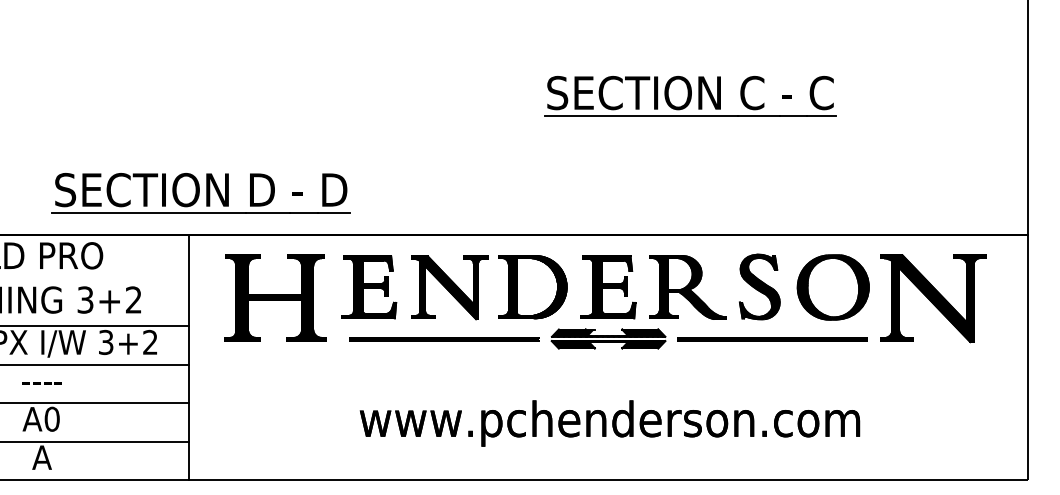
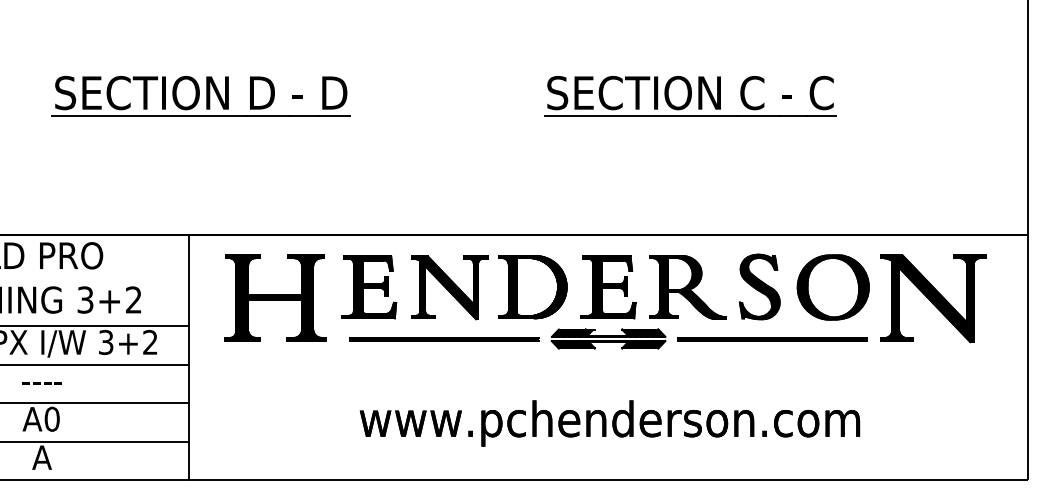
part position: (200, 193) -> (200, 96) (200, 96)
